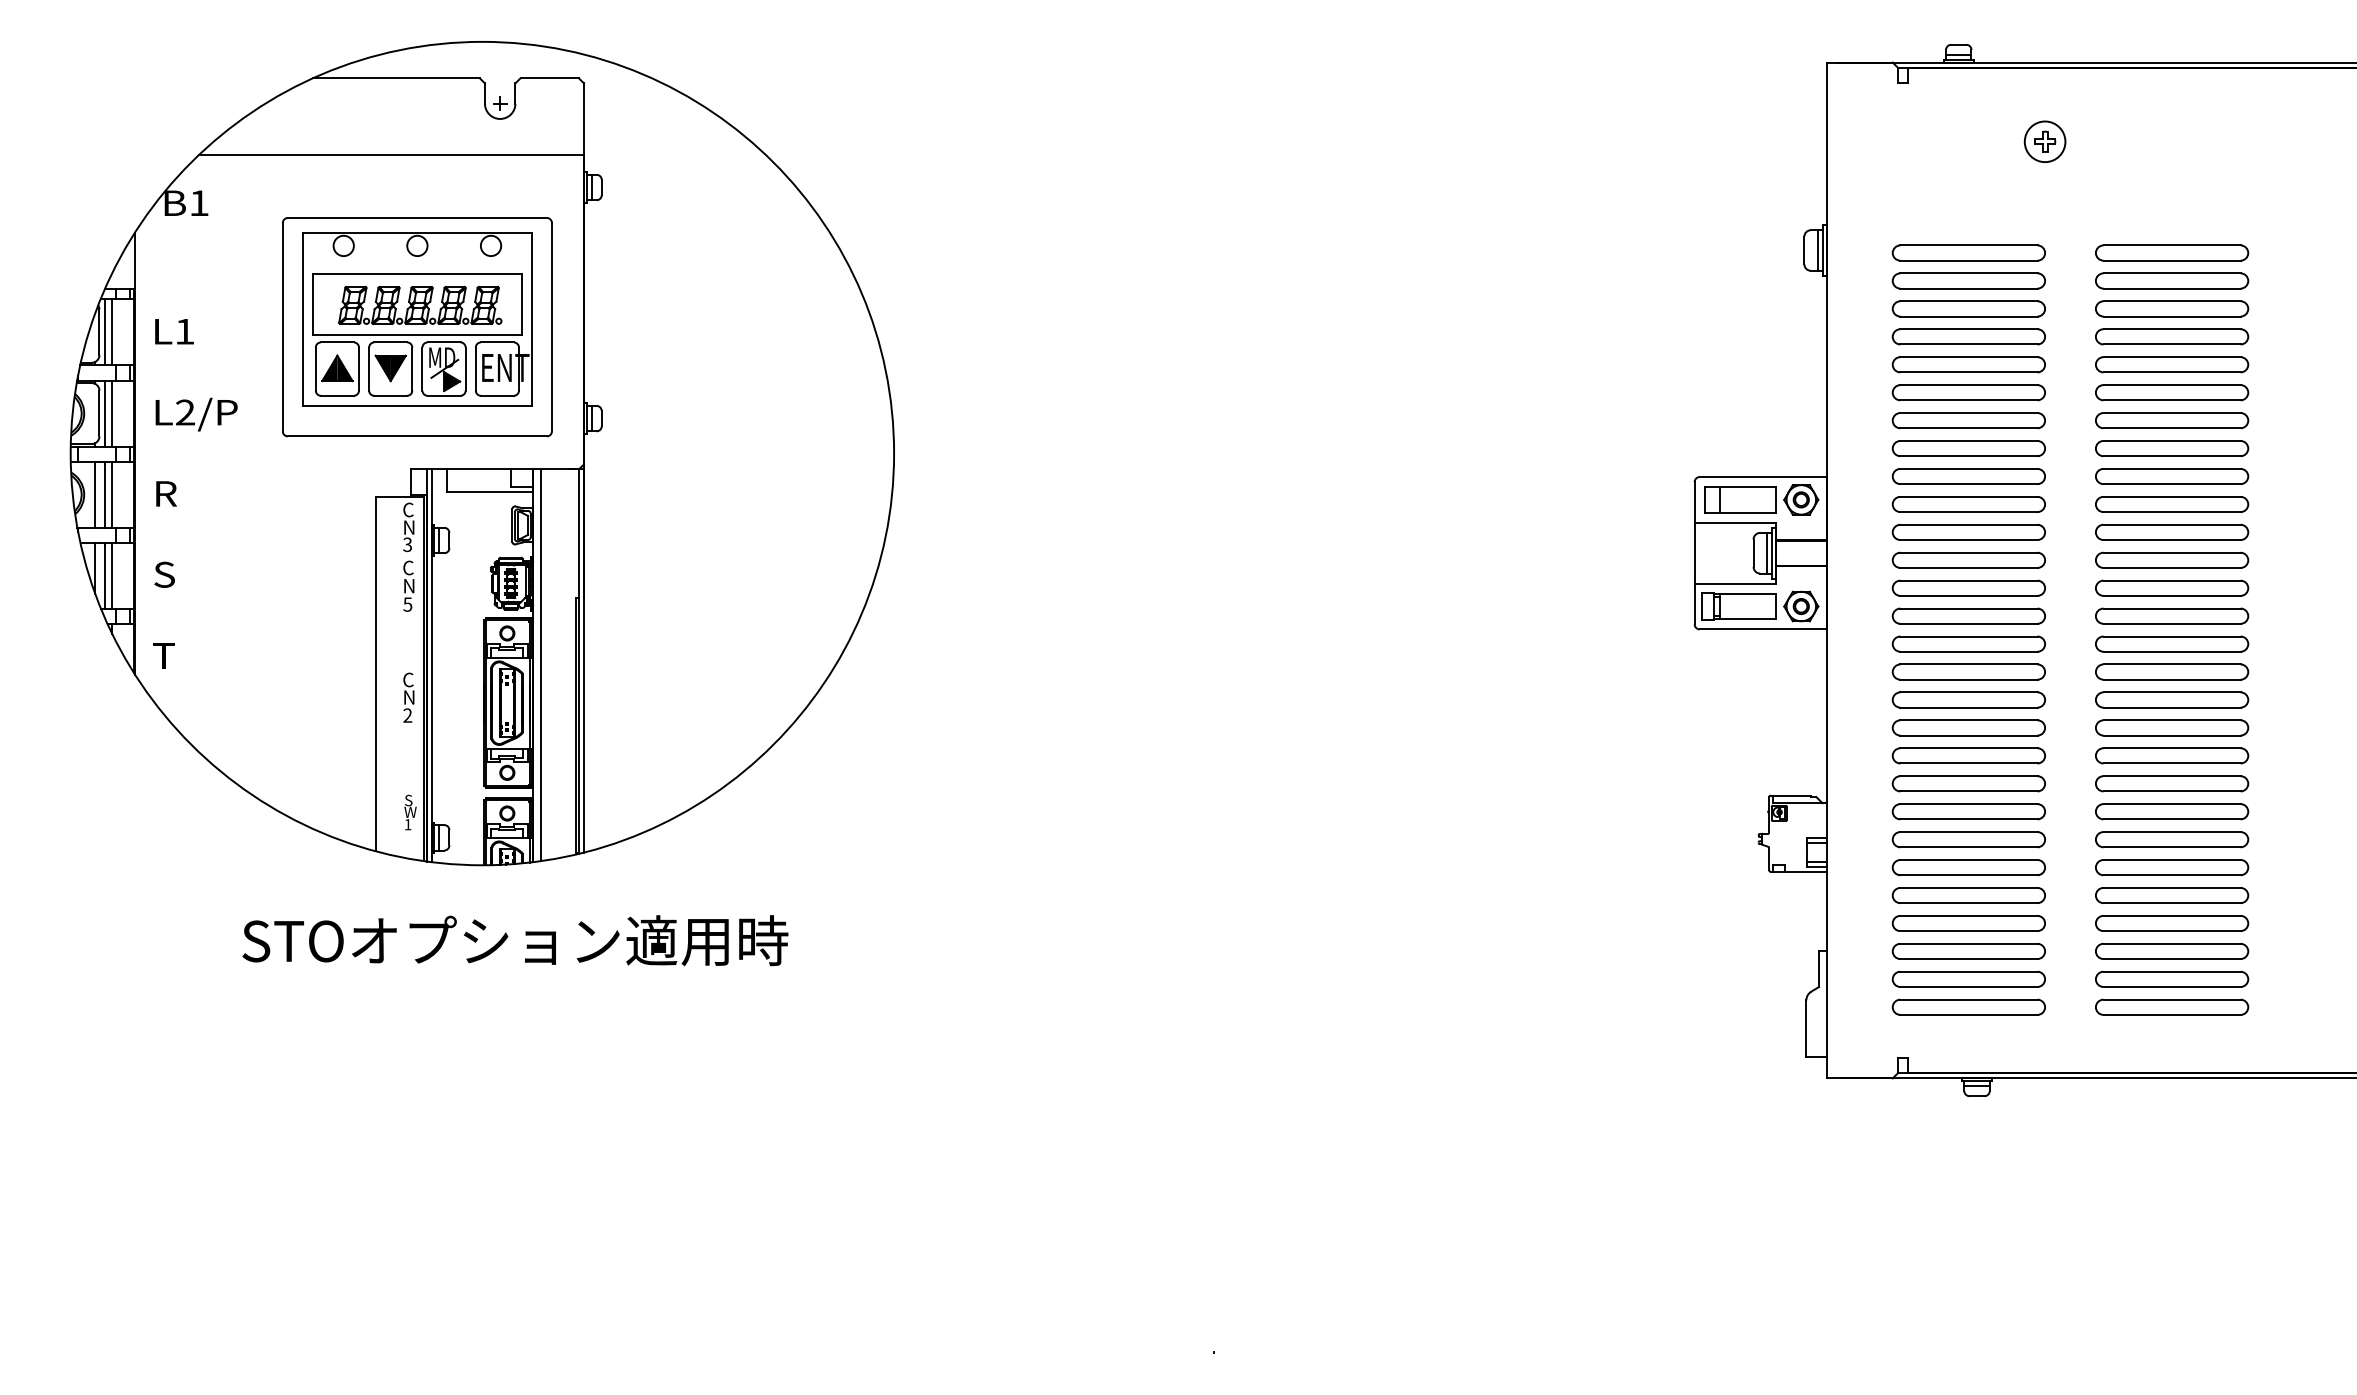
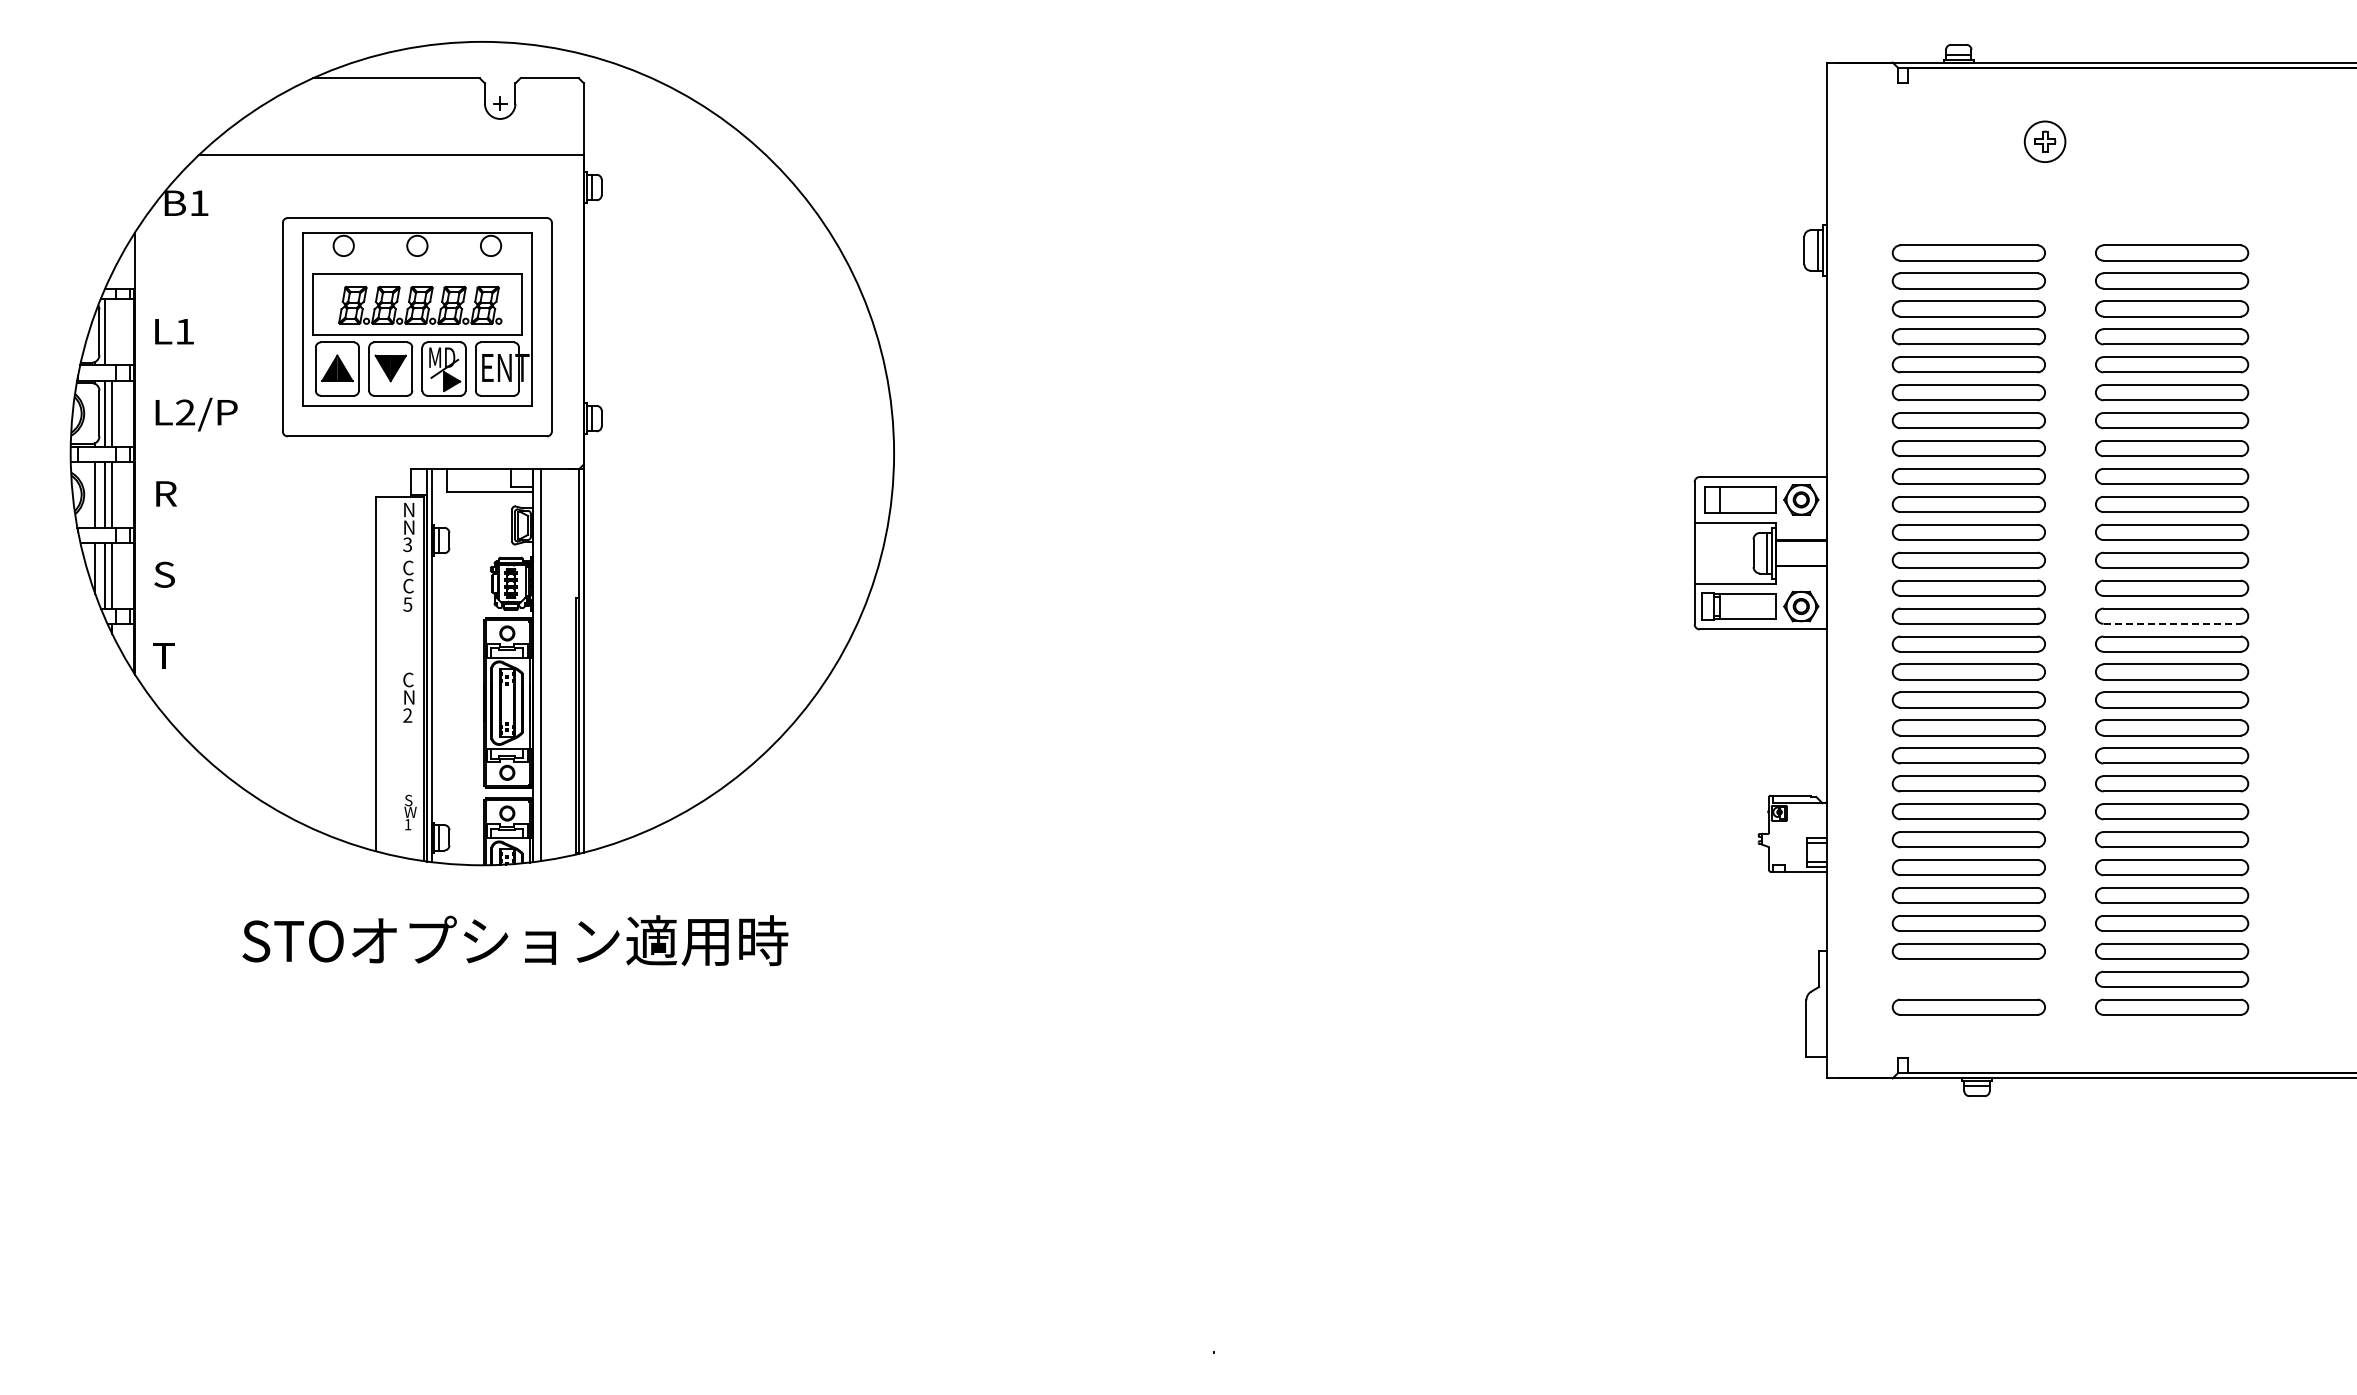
line: present -> none (112, 332)
text: C -> N (408, 509)
text: N -> C (408, 585)
line: solid -> dashed (2172, 623)
part: present -> none (1968, 978)
